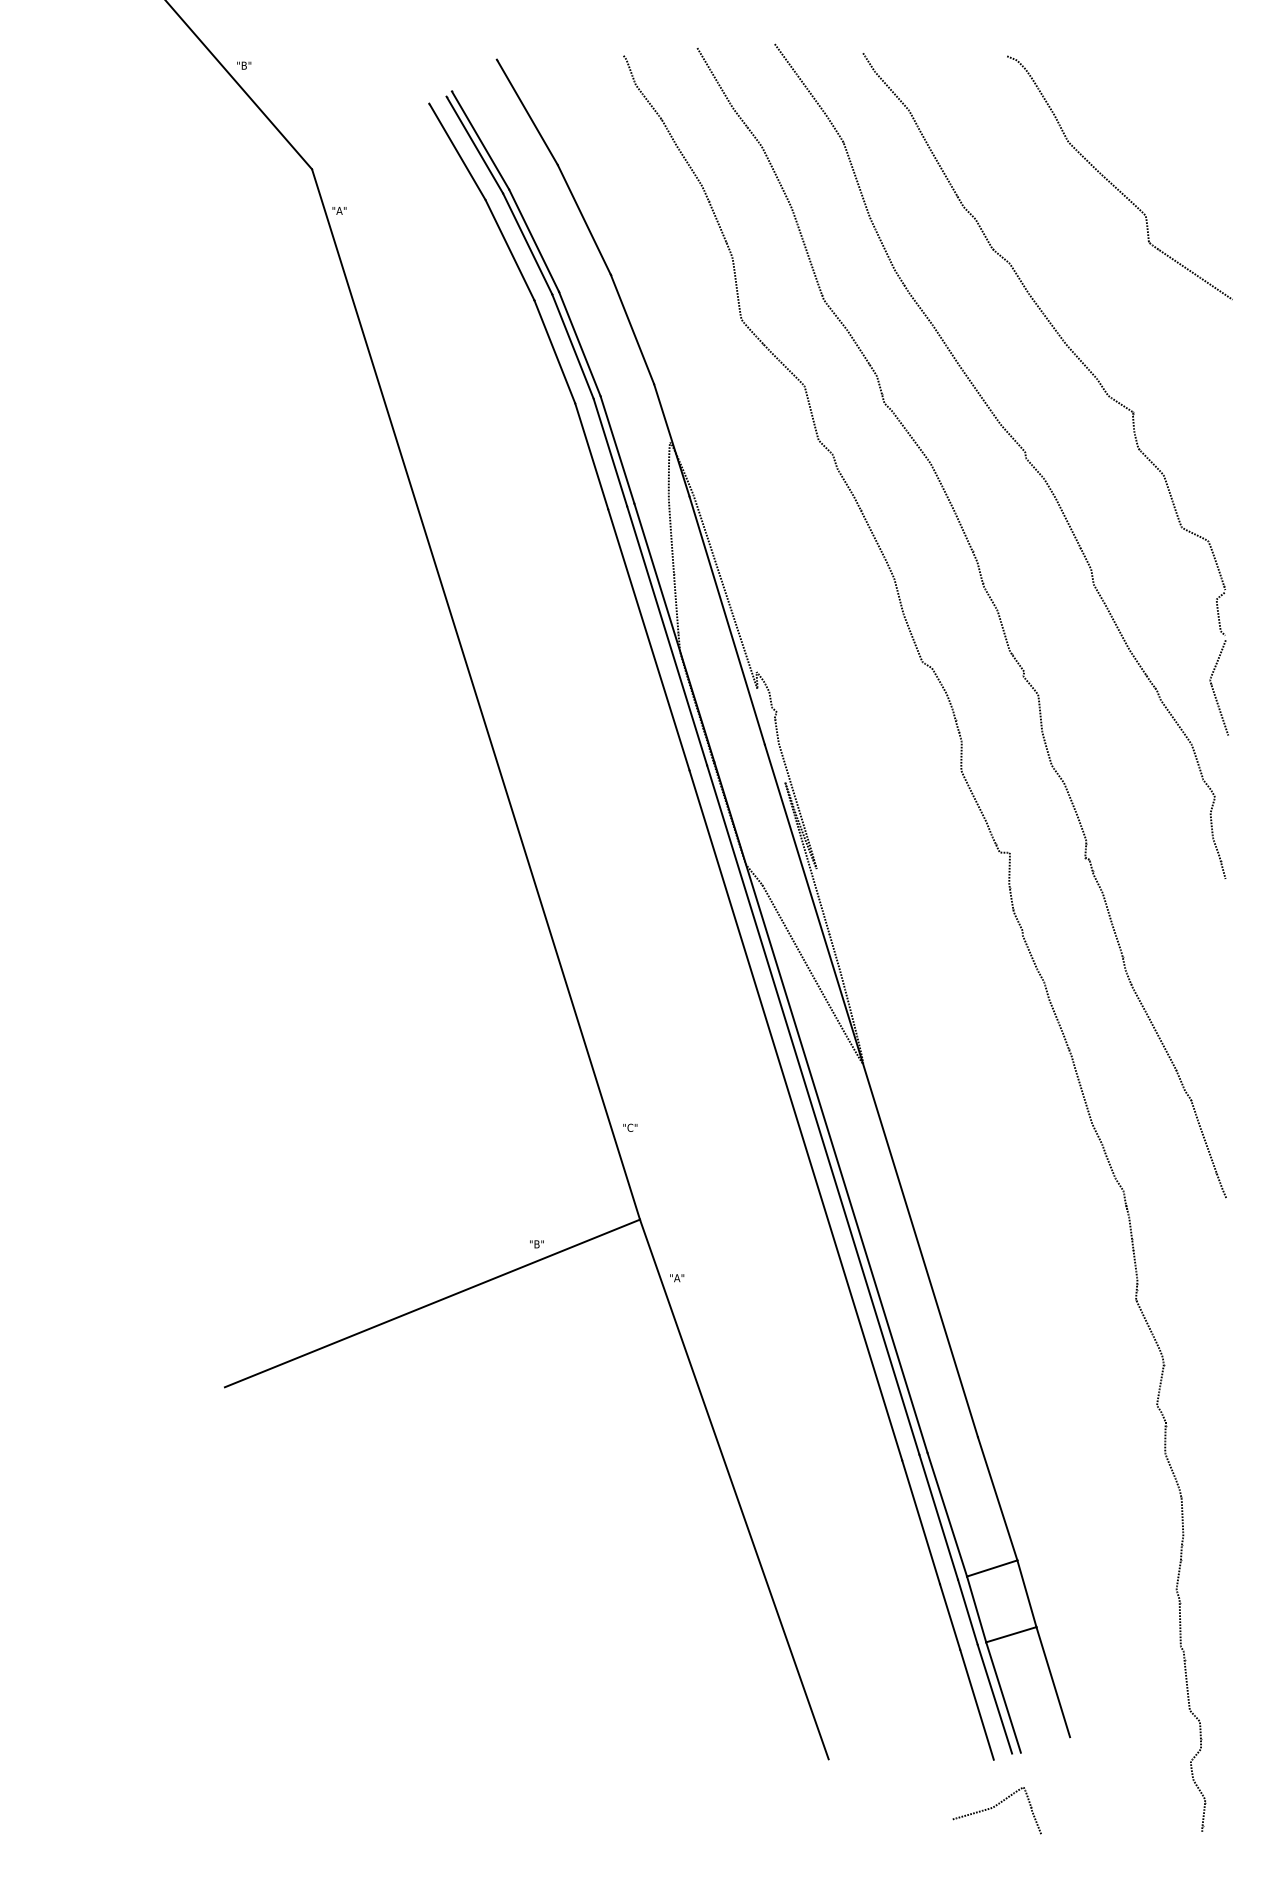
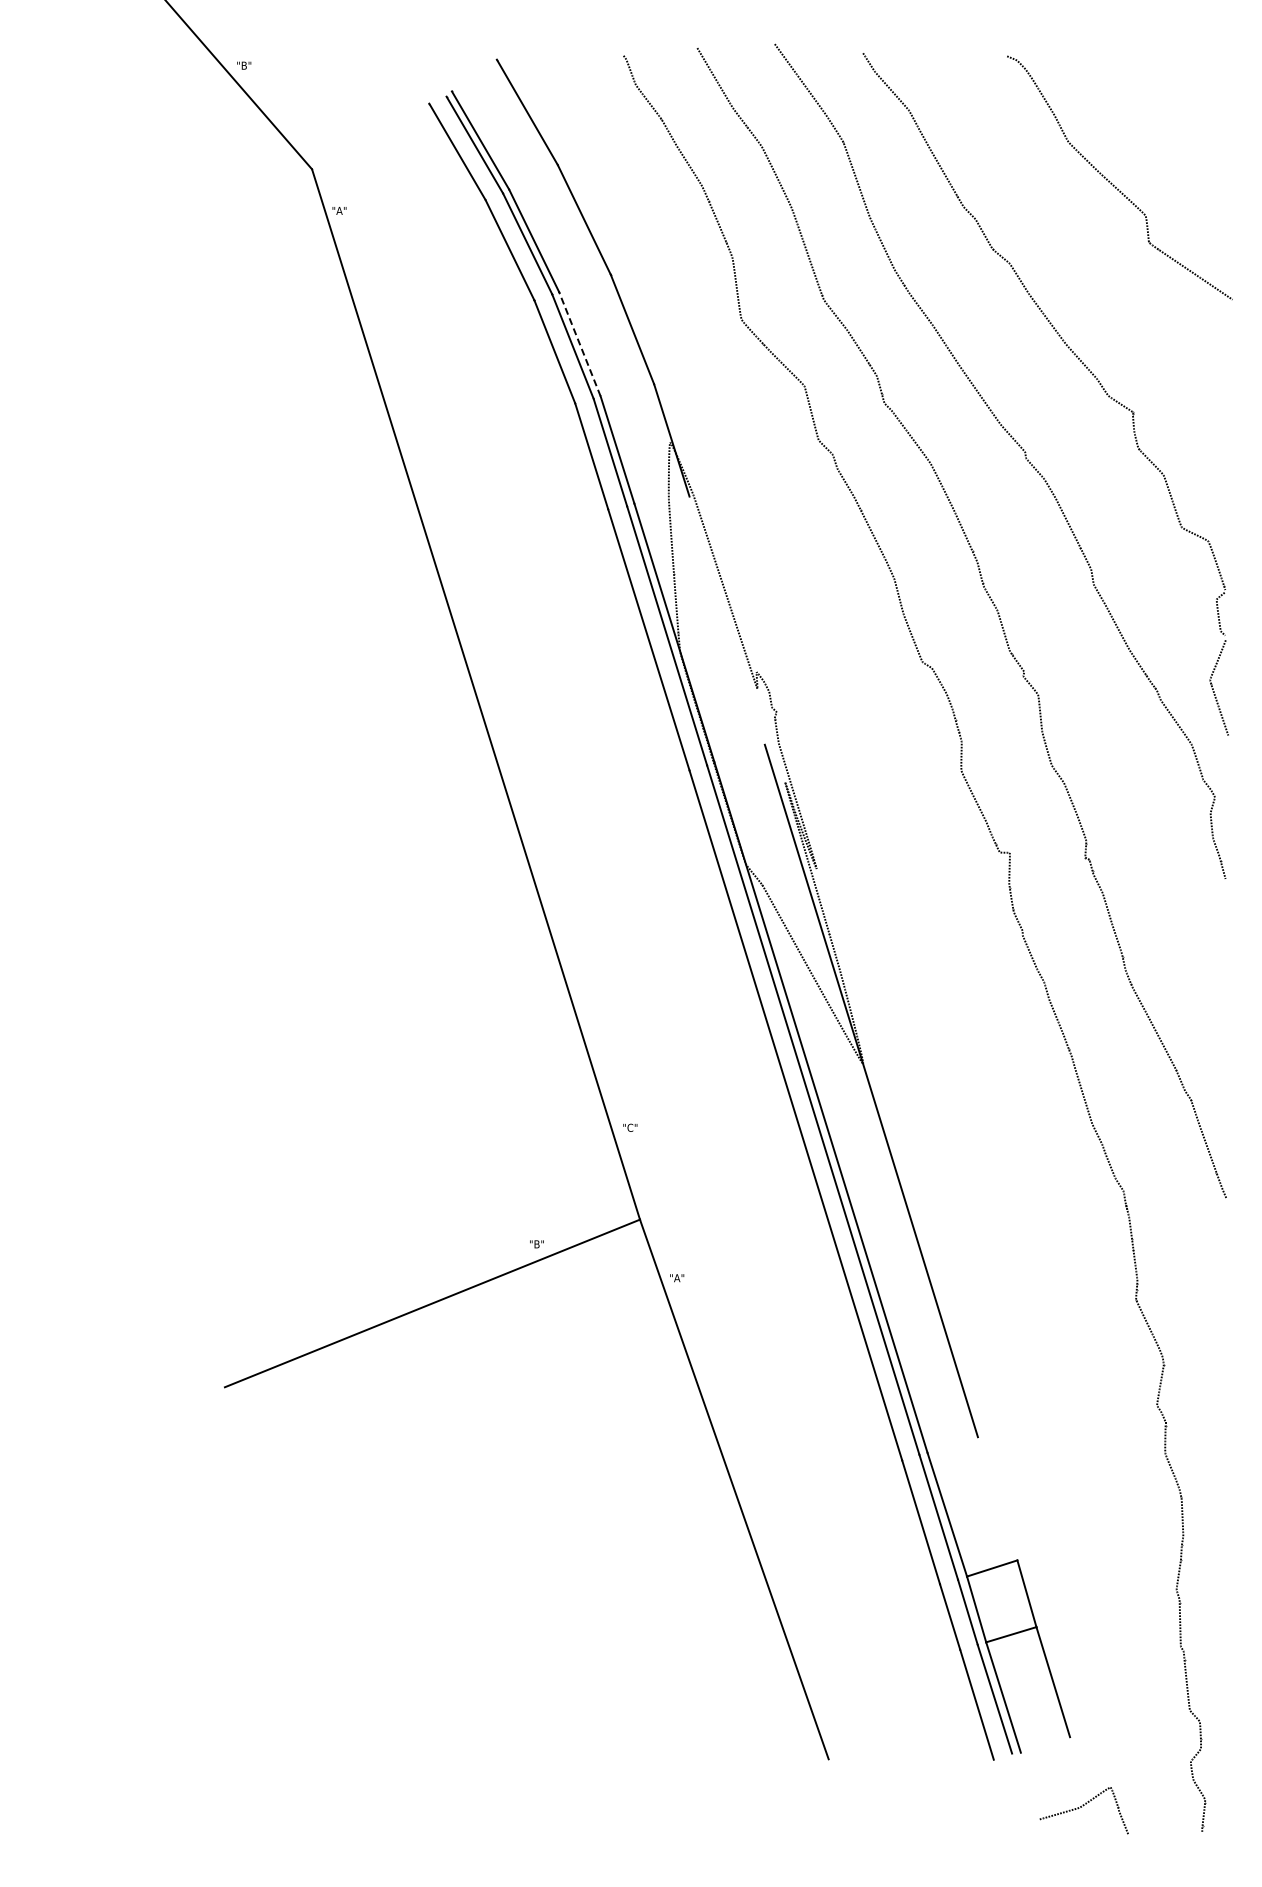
line: solid -> dashed (579, 343)
line: present -> none (726, 620)
line: present -> none (997, 1498)
curve position: (994, 1807) -> (1081, 1807) (1081, 1807)
